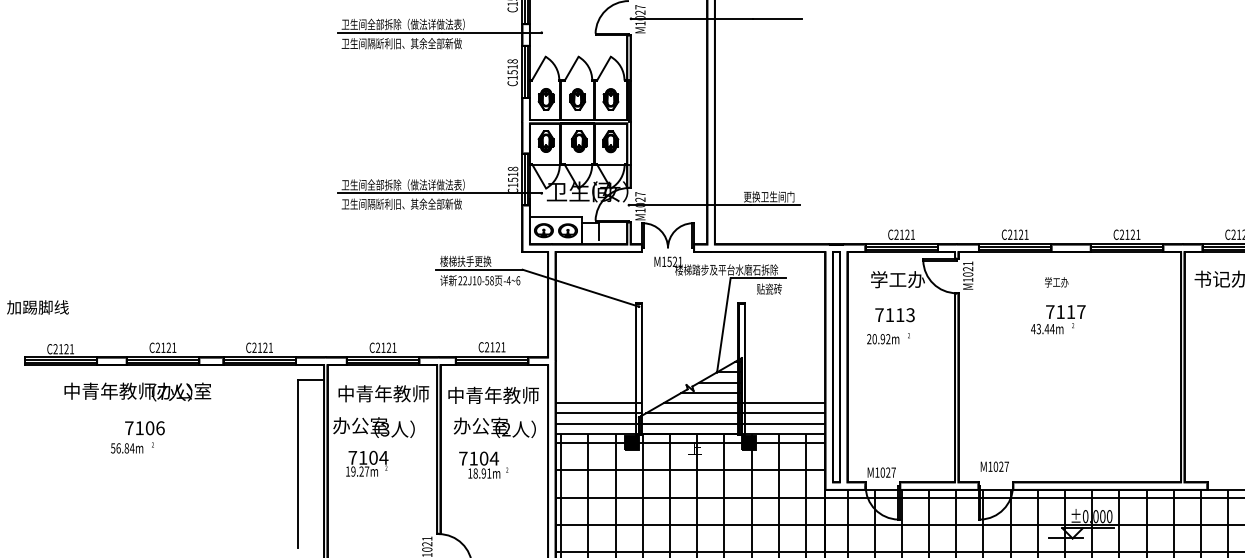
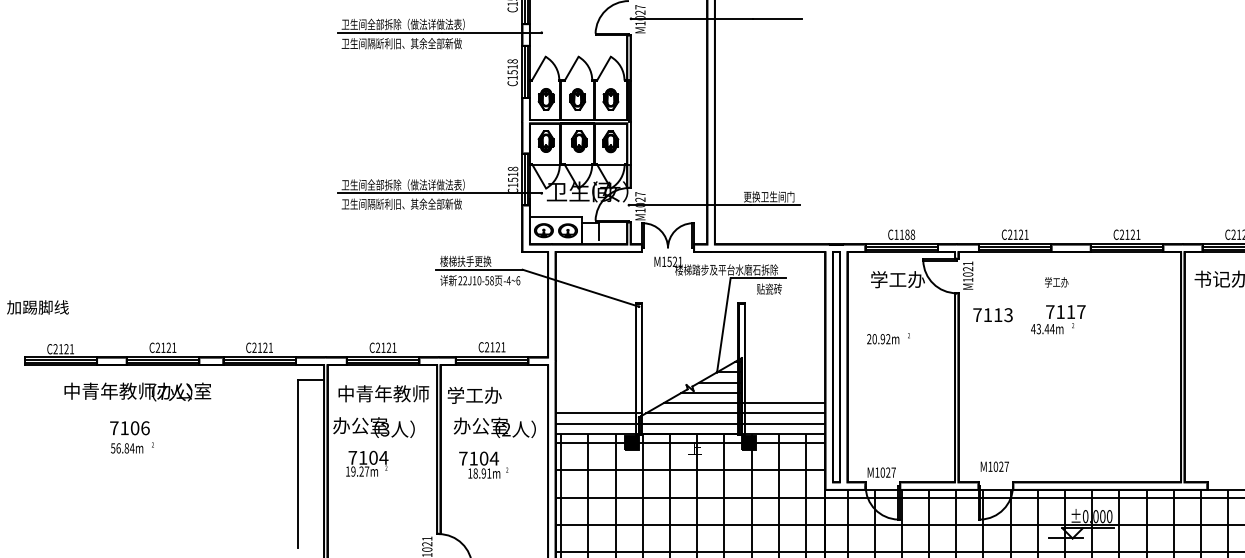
text: C2121 -> C1188 (904, 234)
text position: (894, 315) -> (992, 315) (992, 315)
text: 中青年教师 -> 学工办 (492, 394)
line: present -> none (598, 403)
text position: (144, 428) -> (129, 428) (129, 428)
